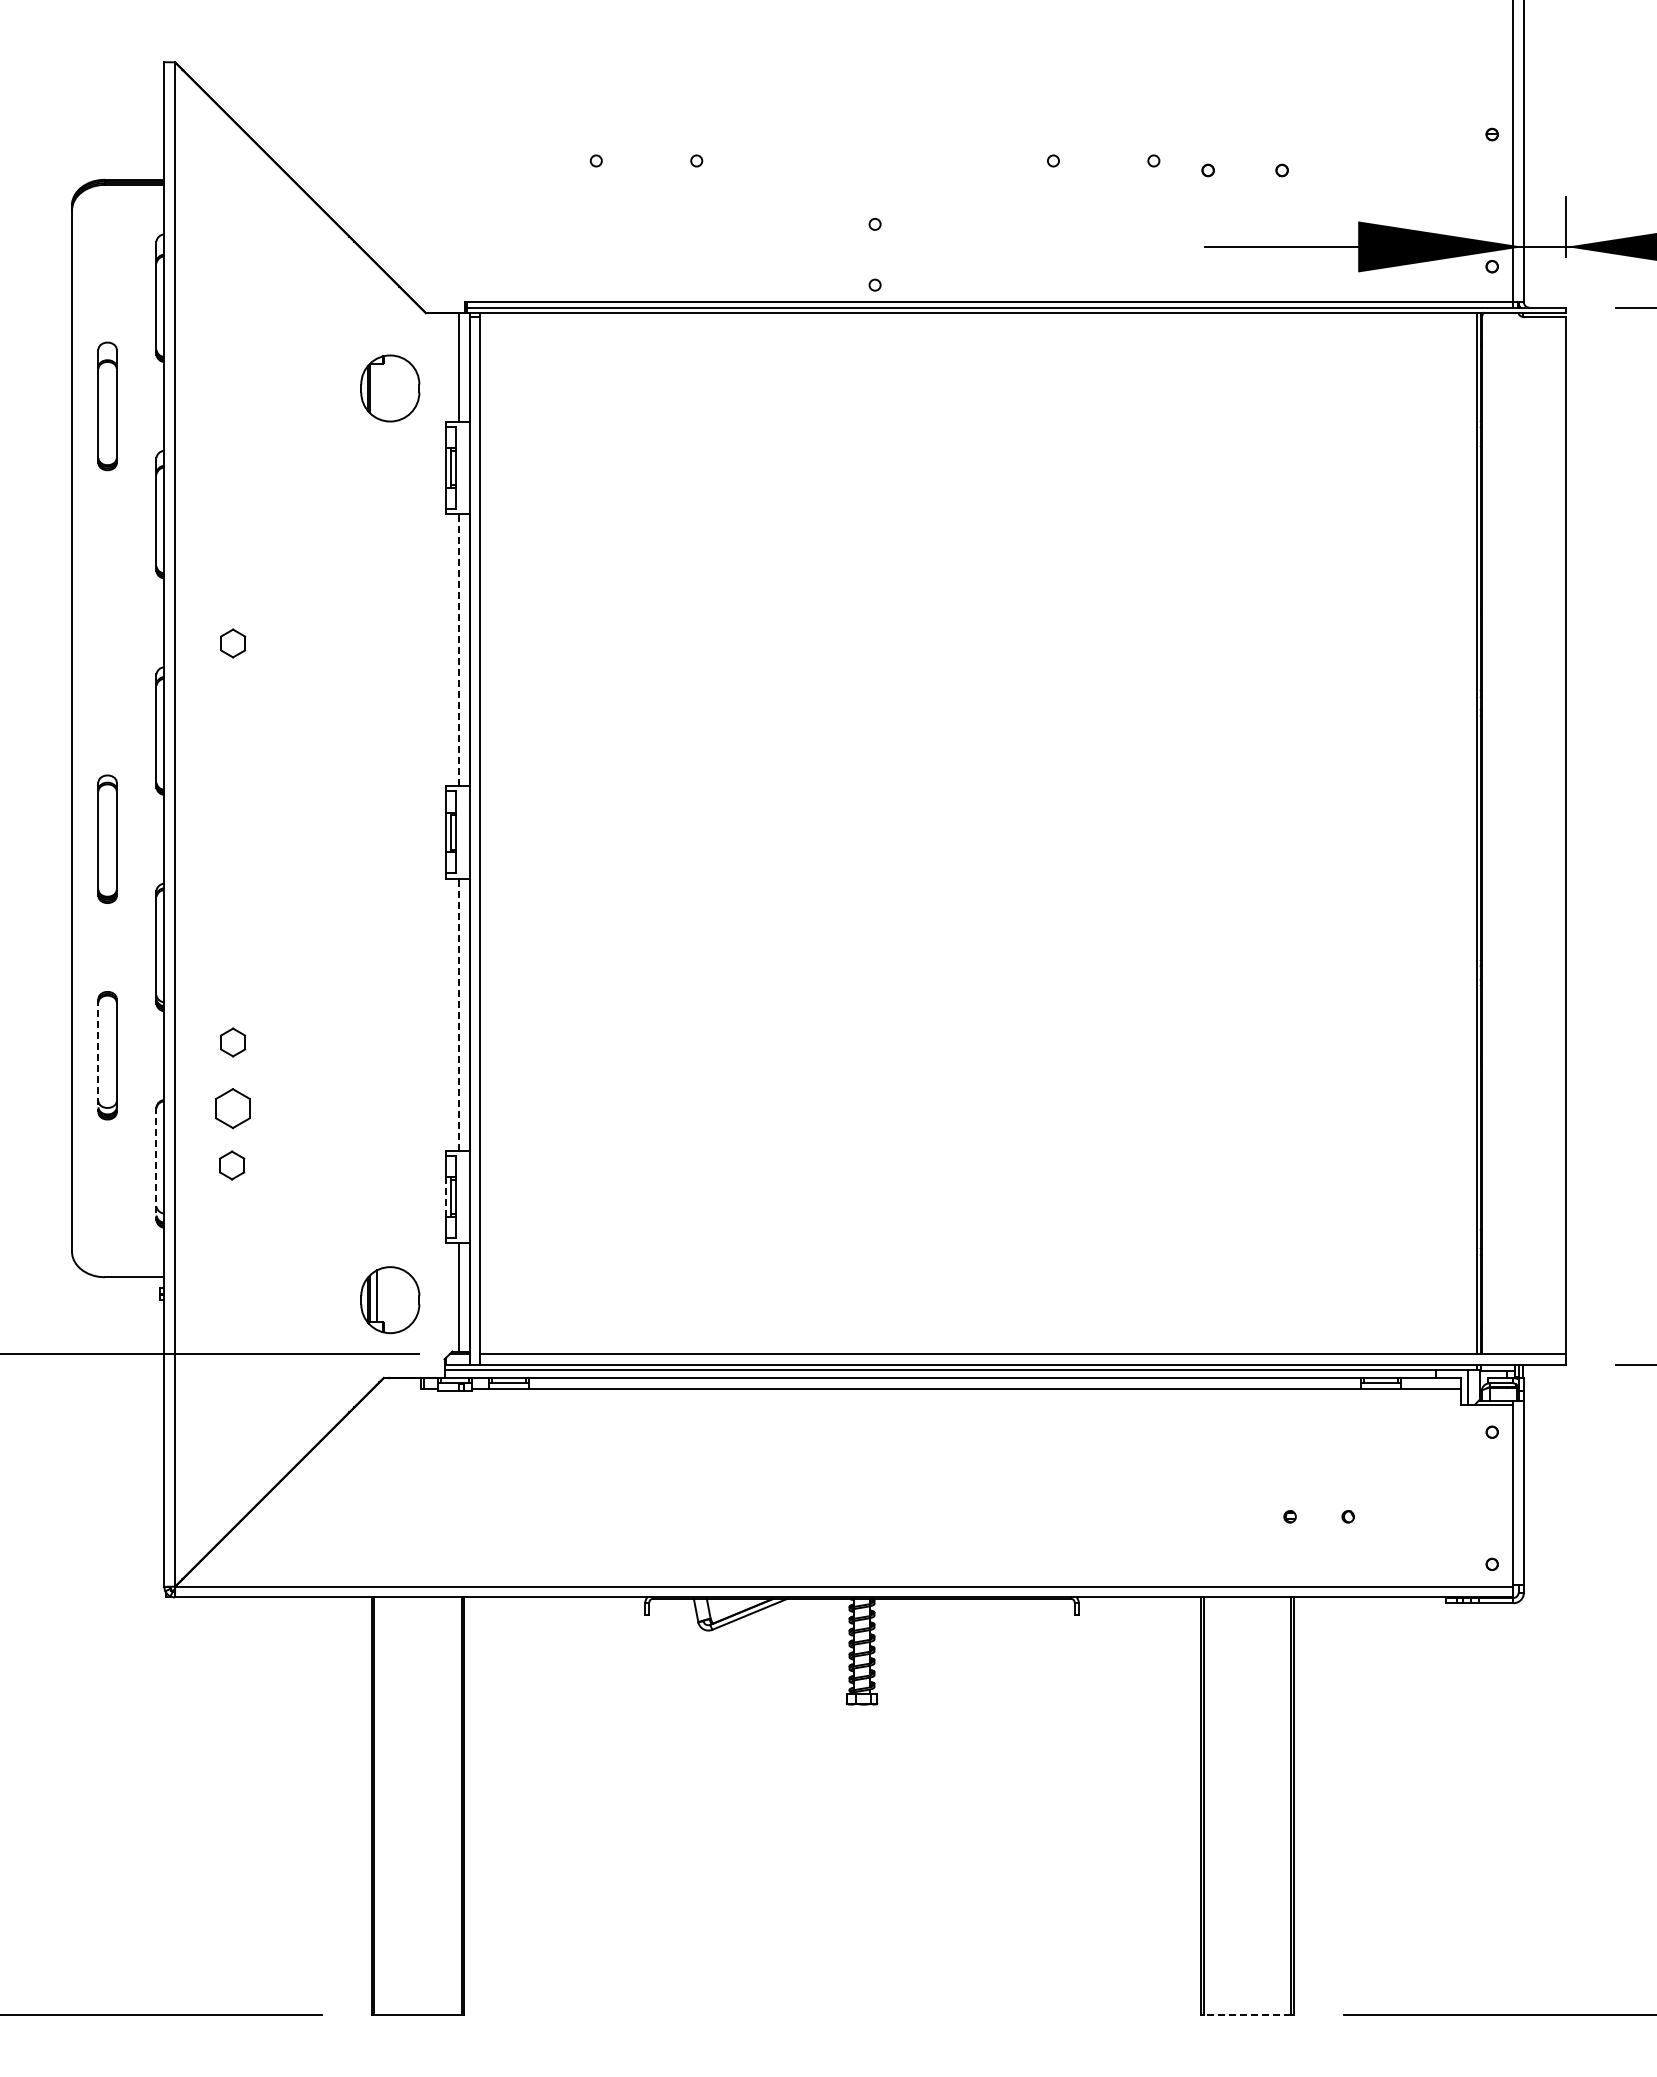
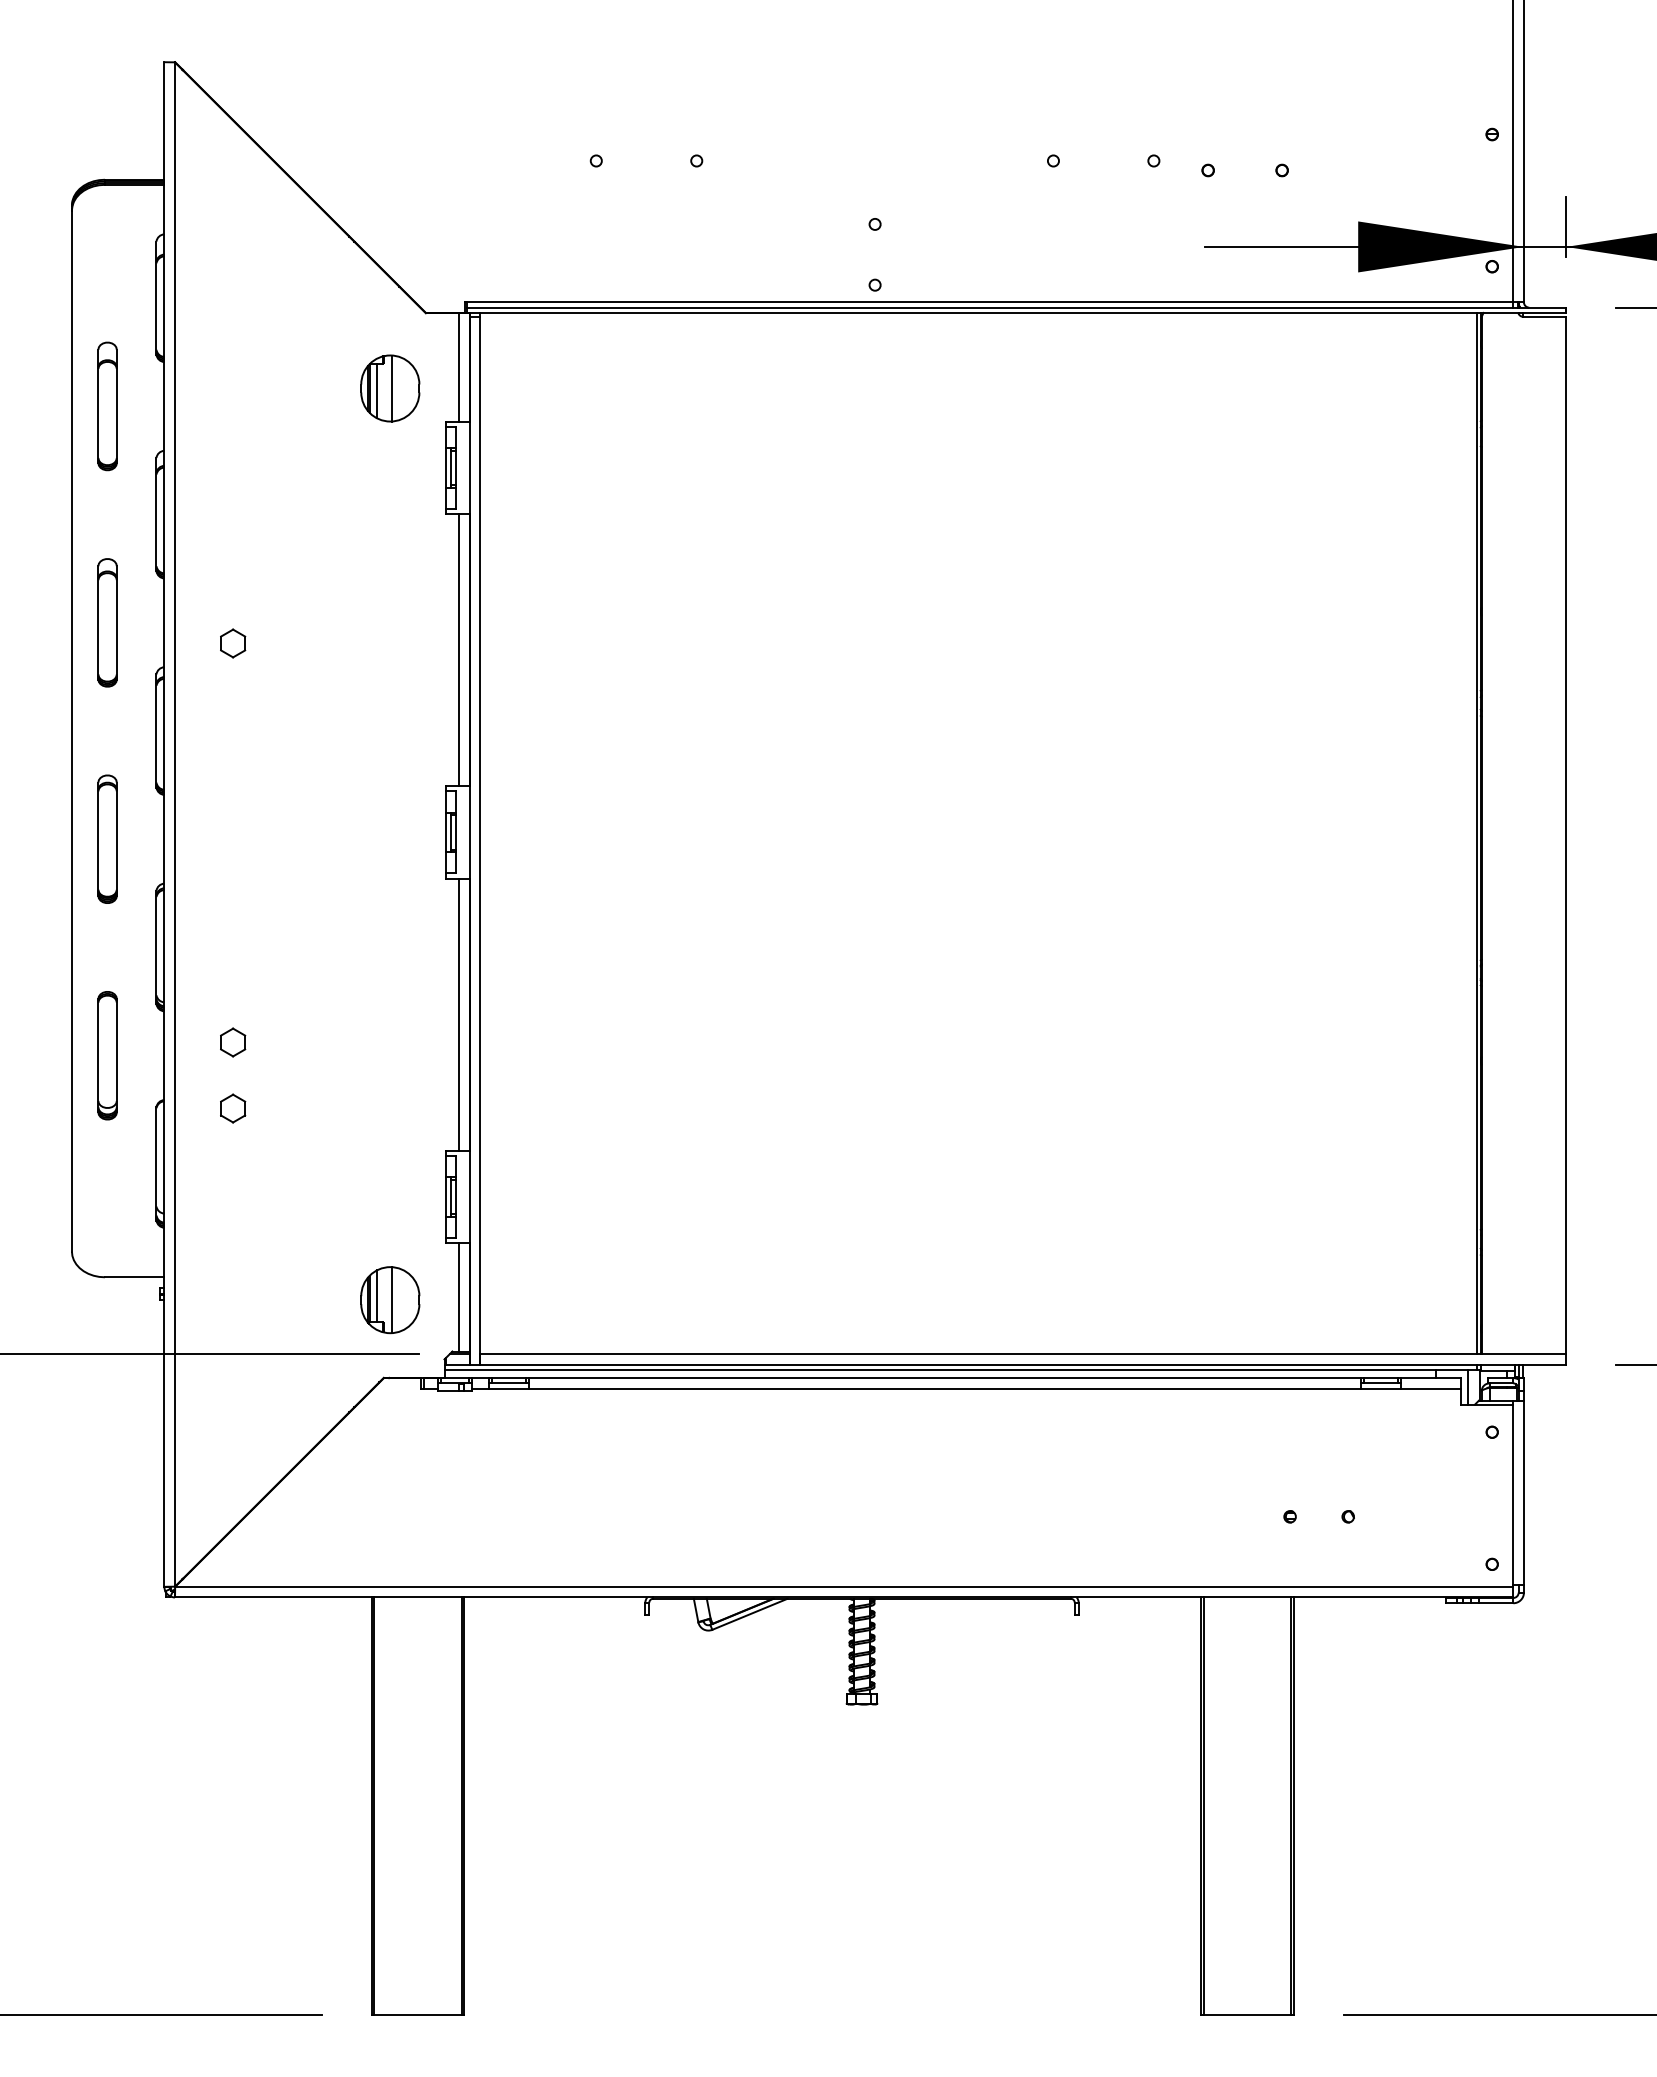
line: none -> present (391, 388)
line: none -> present (377, 390)
part: none -> present (107, 622)
line: dashed -> solid (459, 649)
line: dashed -> solid (459, 1014)
line: dashed -> solid (98, 1055)
part size: 36x42 px -> 27x31 px (233, 1108)
line: dashed -> solid (156, 1163)
part: present -> none (232, 1165)
line: dashed -> solid (445, 1197)
line: none -> present (391, 1300)
line: dashed -> solid (1247, 2014)
